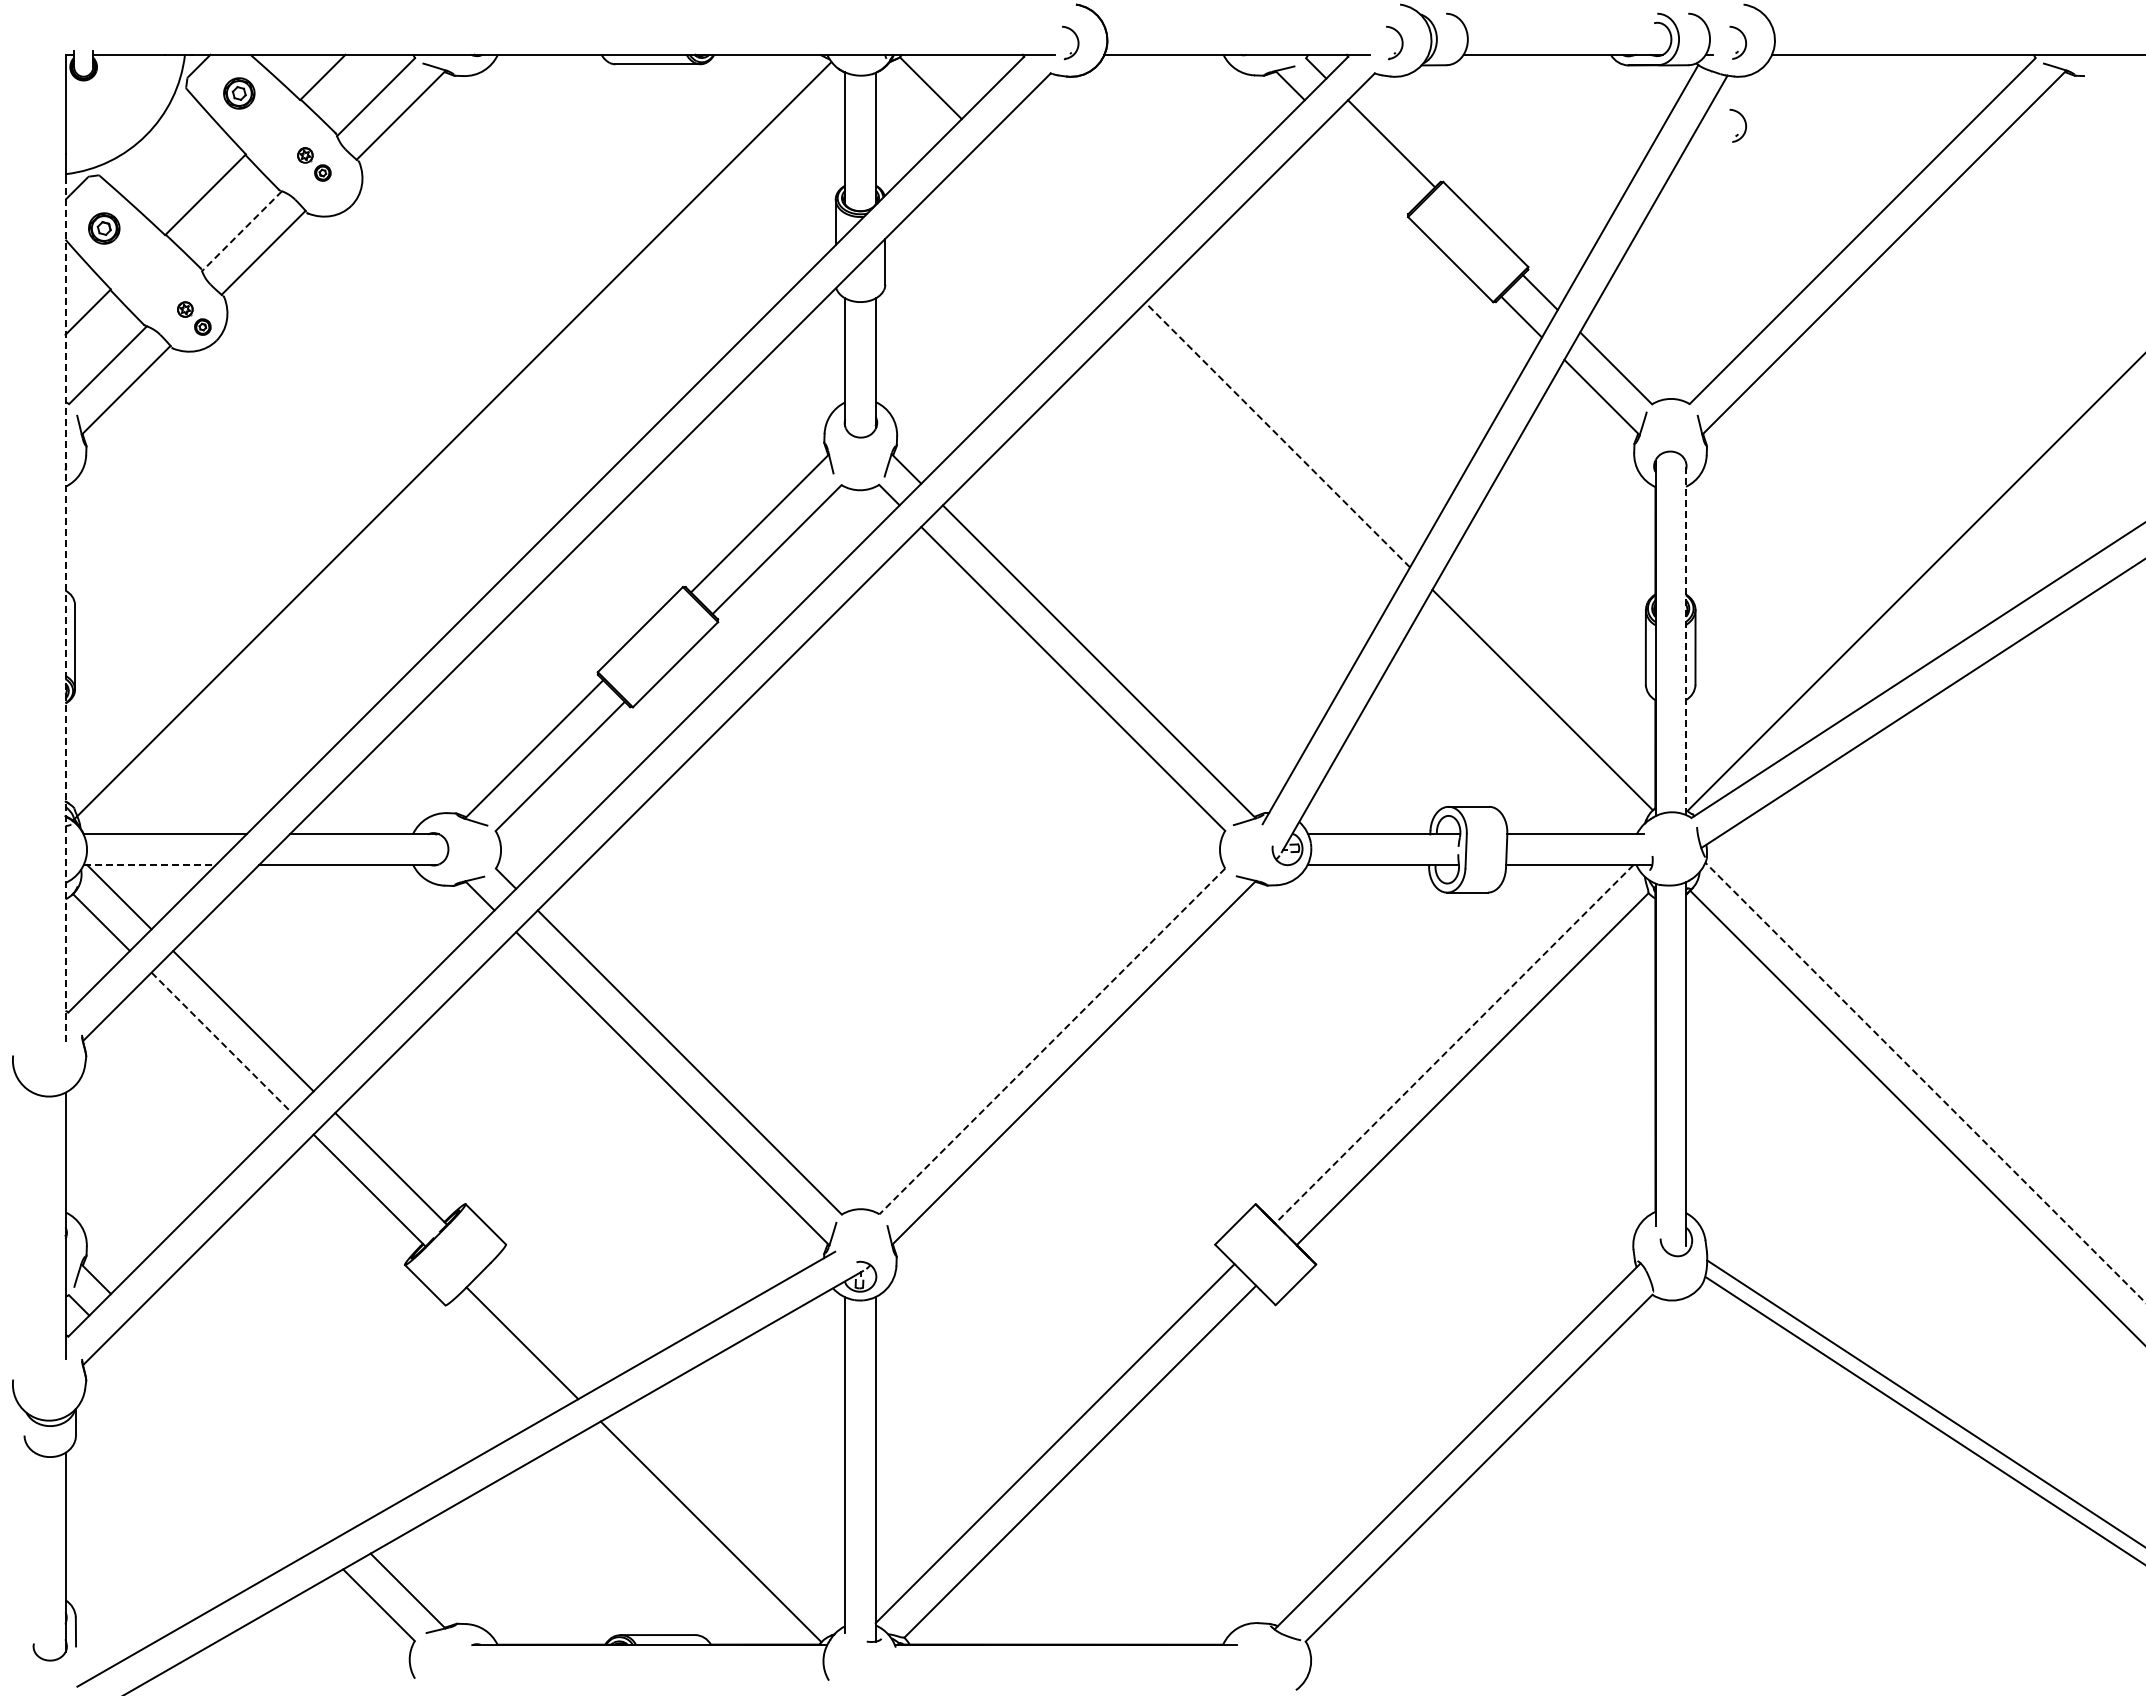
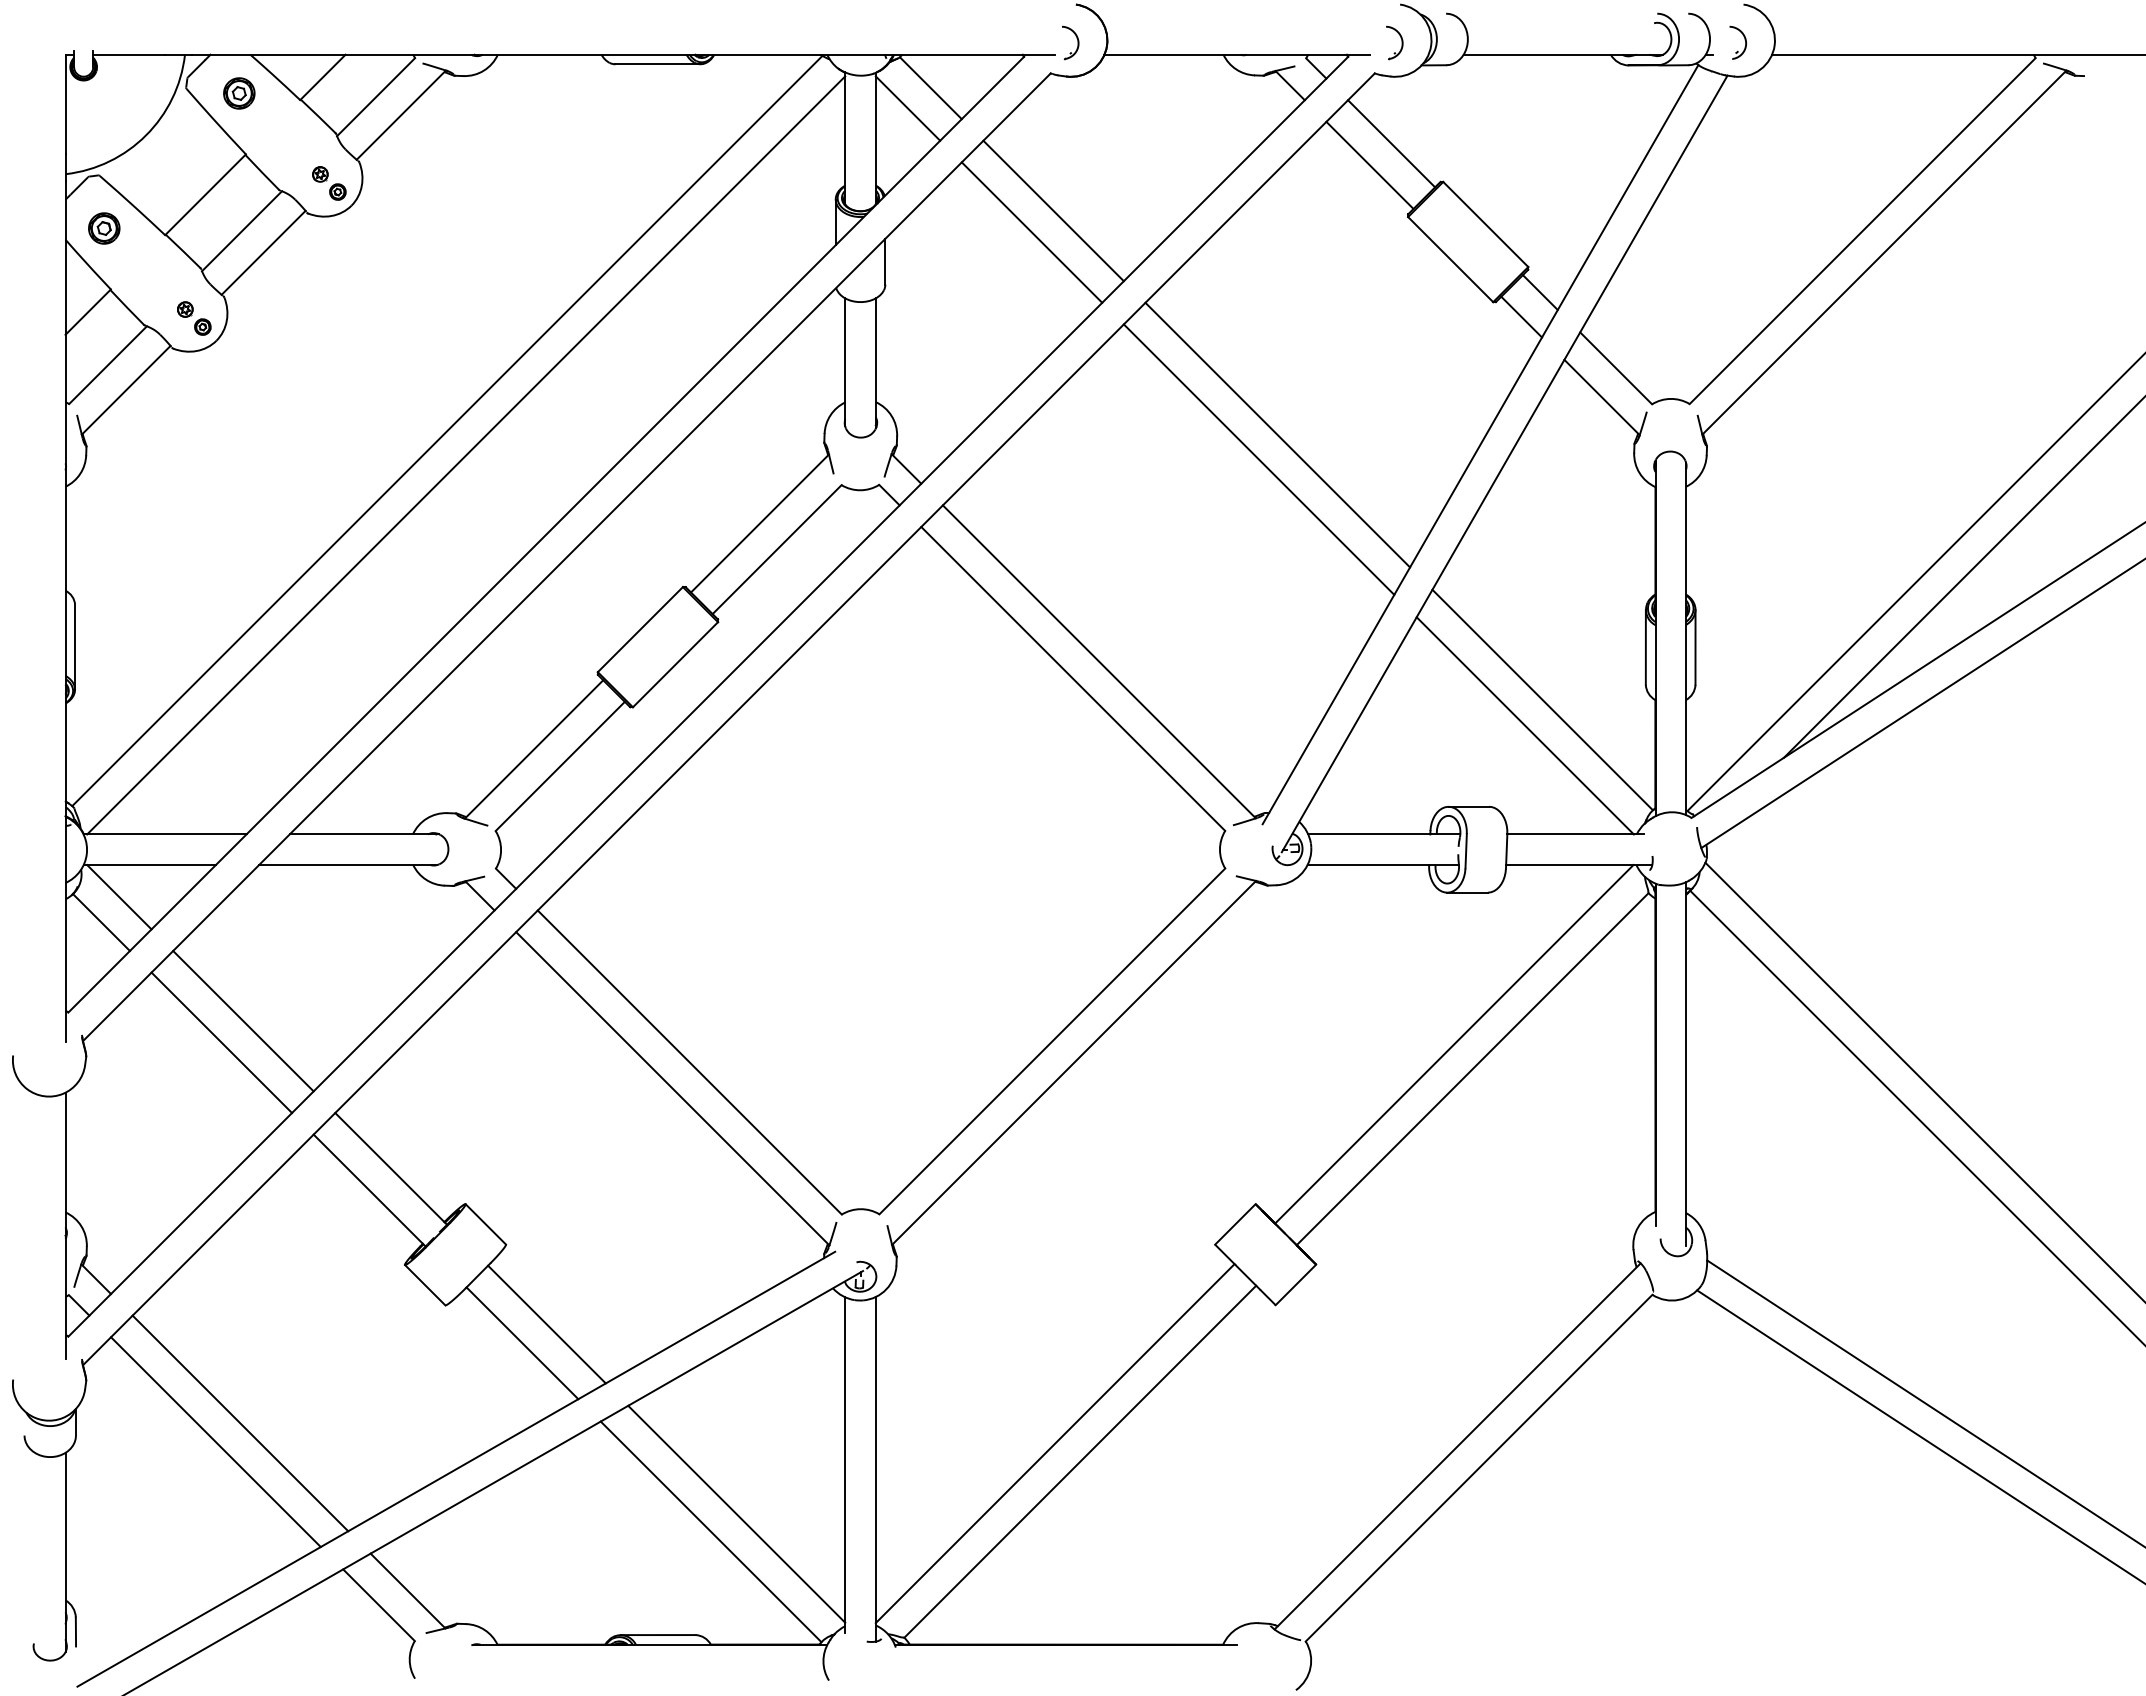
line: none -> present (907, 108)
part: present -> none (1744, 122)
part position: (314, 164) -> (329, 183) (329, 183)
line: none -> present (1369, 164)
line: none -> present (1053, 210)
line: dashed -> solid (242, 231)
line: none -> present (1031, 232)
line: none -> present (447, 430)
line: dashed -> solid (1277, 434)
line position: (452, 441) -> (466, 455) (466, 455)
line: none -> present (1258, 459)
line: none -> present (1962, 578)
line: dashed -> solid (65, 610)
line: dashed -> solid (1686, 639)
line: none -> present (1524, 725)
line: dashed -> solid (150, 865)
line: dashed -> solid (1052, 1041)
line: dashed -> solid (222, 1043)
line: dashed -> solid (1453, 1044)
line: dashed -> solid (1925, 1082)
line: none -> present (546, 1324)
line position: (1924, 1420) -> (1919, 1435) (1919, 1435)
line: none -> present (240, 1423)
line: none -> present (215, 1442)
line: none -> present (736, 1513)
